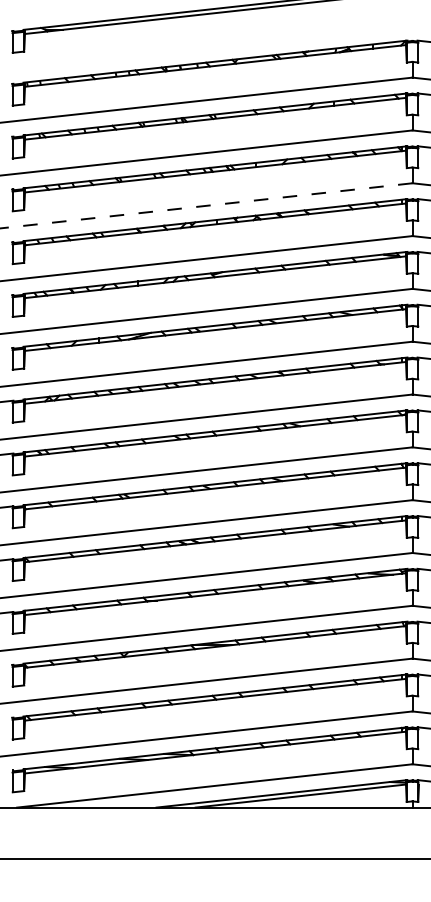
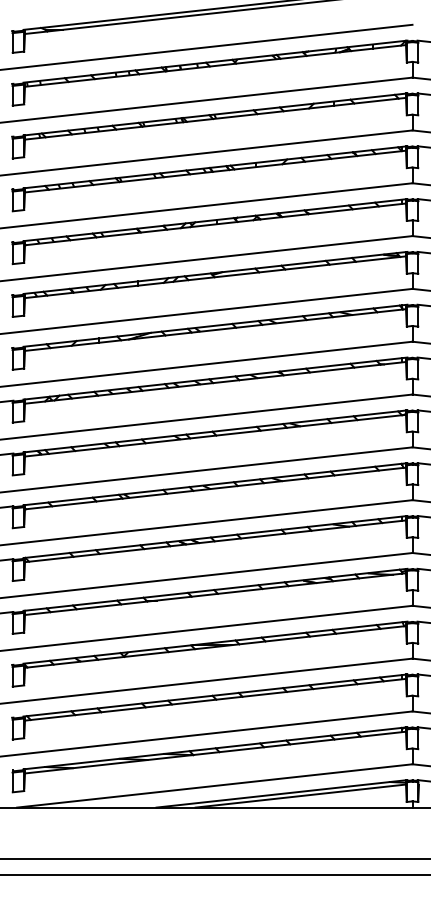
line: none -> present (207, 46)
line: dashed -> solid (205, 205)
line: none -> present (214, 874)
